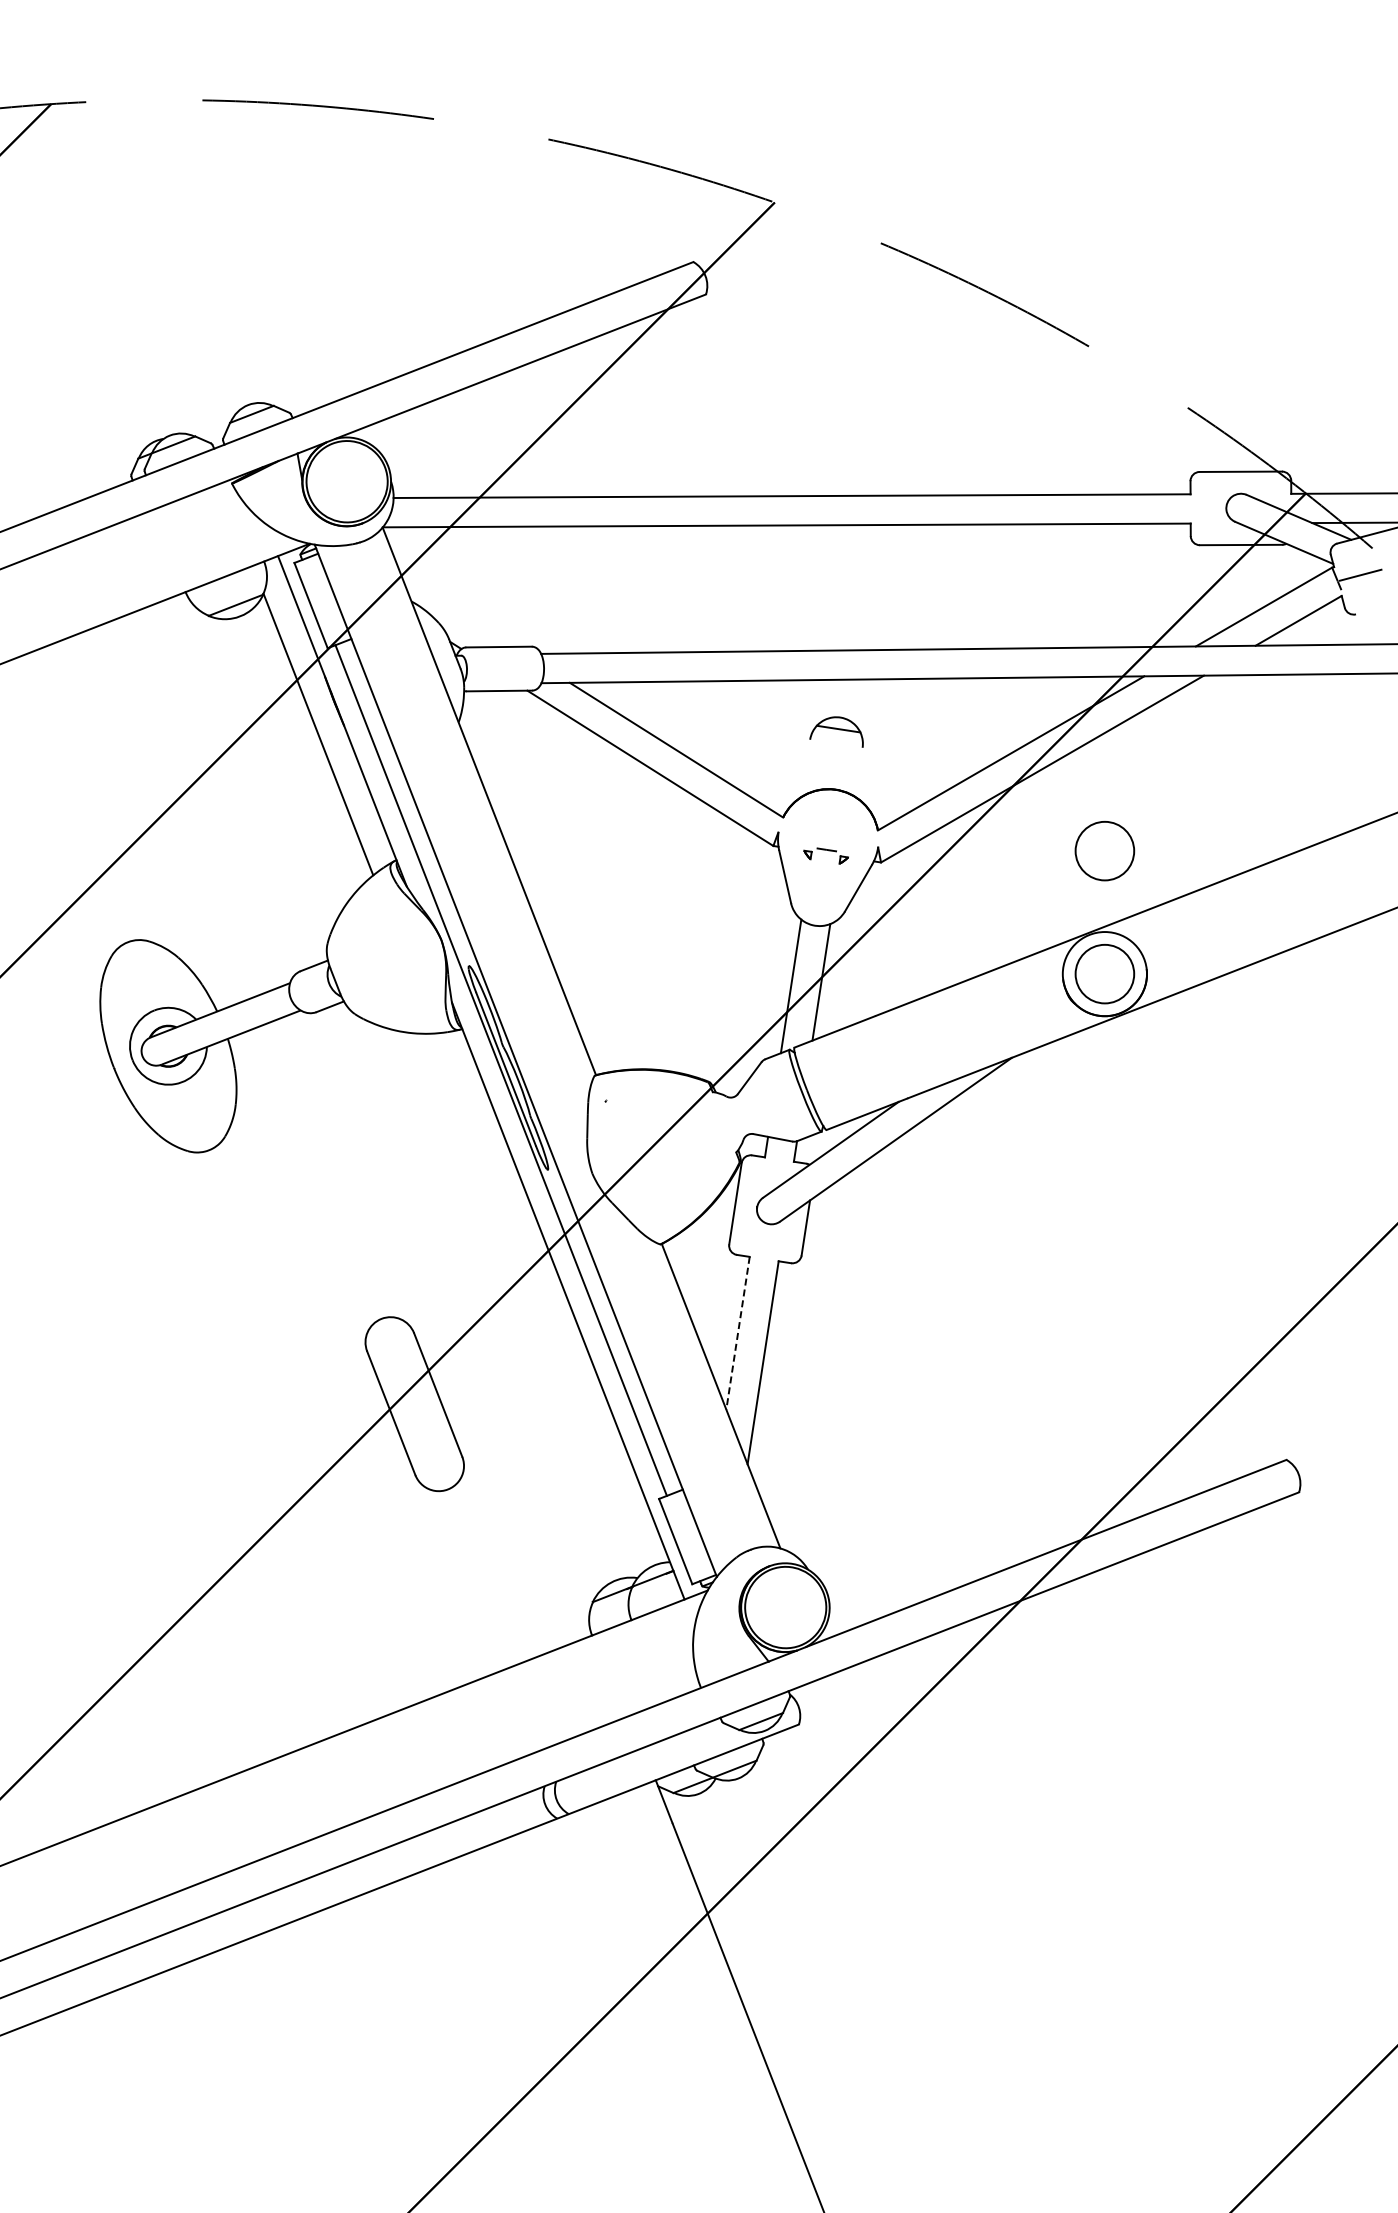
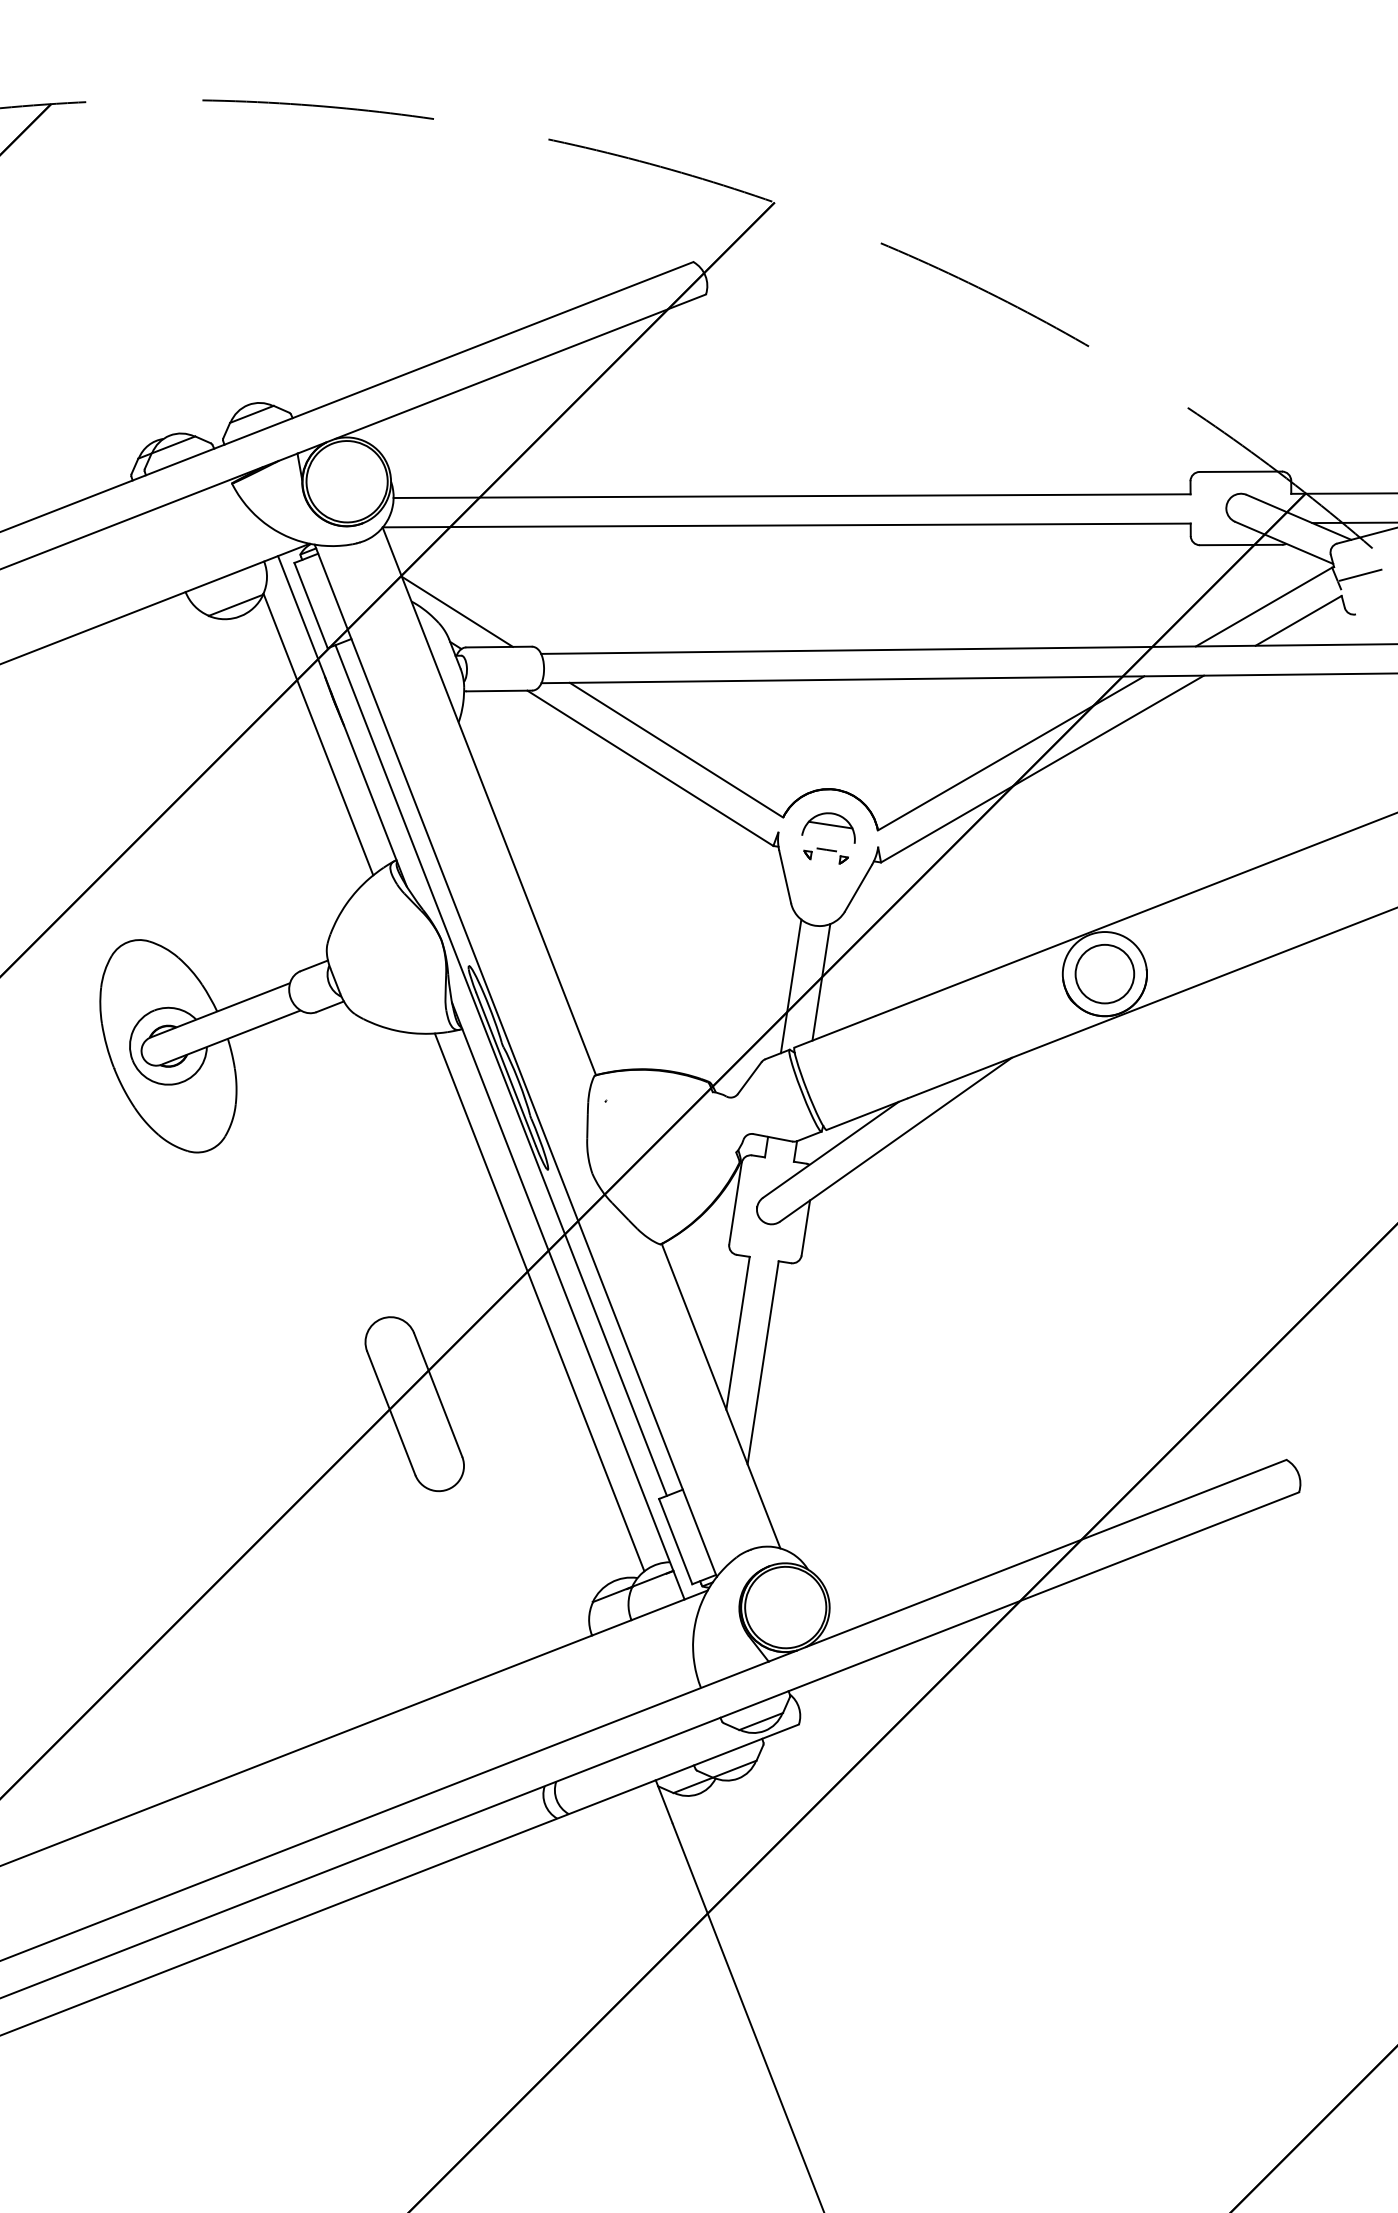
line: none -> present (456, 611)
part position: (836, 731) -> (828, 827) (828, 827)
circle: present -> none (1104, 851)
line: none -> present (539, 1302)
line: dashed -> solid (737, 1333)
